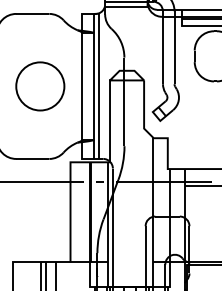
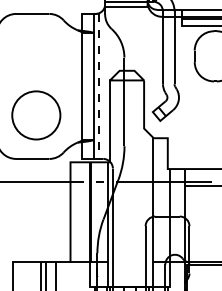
part position: (40, 86) -> (36, 115) (36, 115)
line: solid -> dashed (98, 86)
